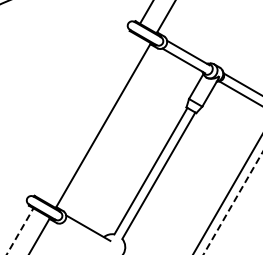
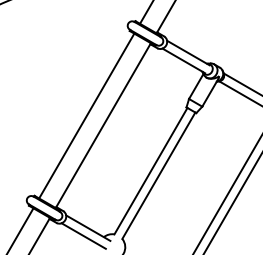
line: none -> present (86, 115)
line: dashed -> solid (233, 203)
line: dashed -> solid (20, 231)
line: none -> present (83, 235)
